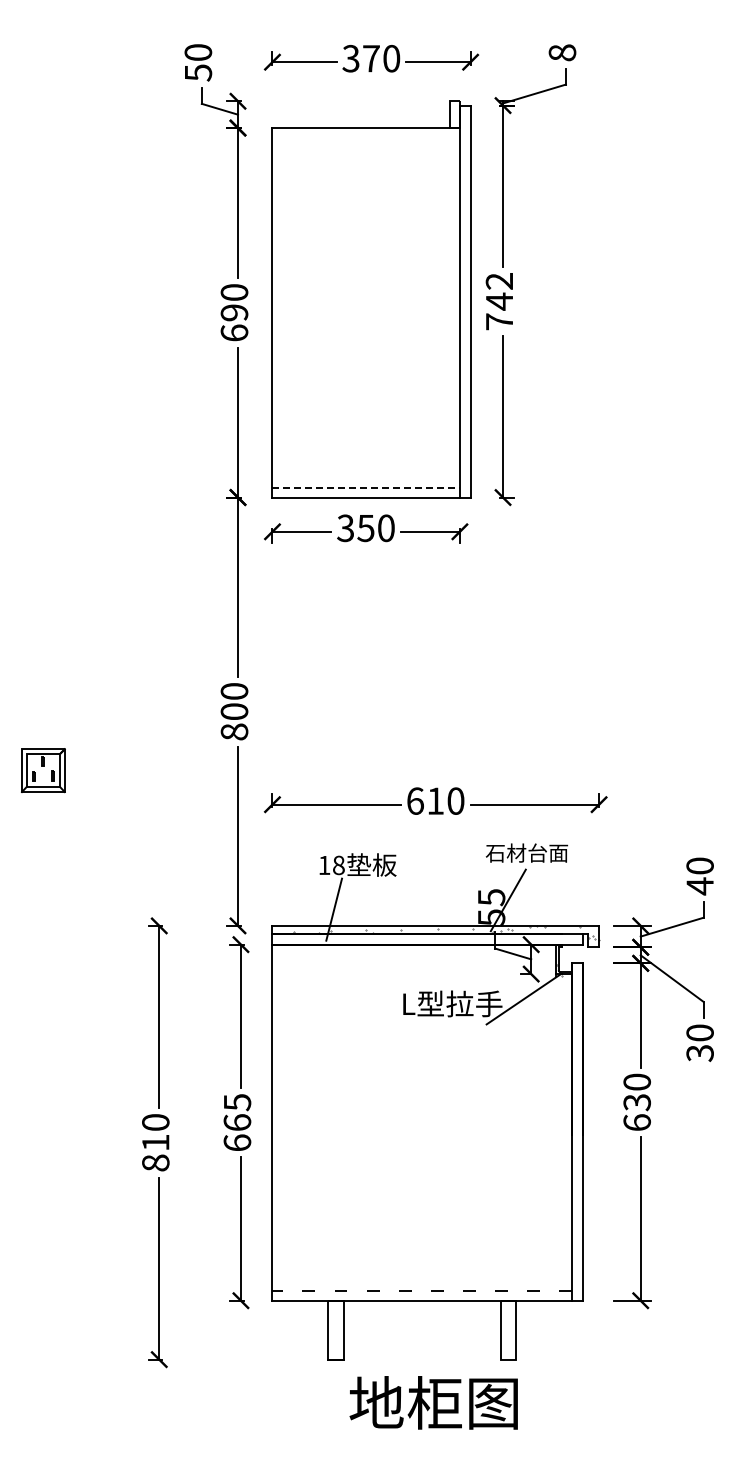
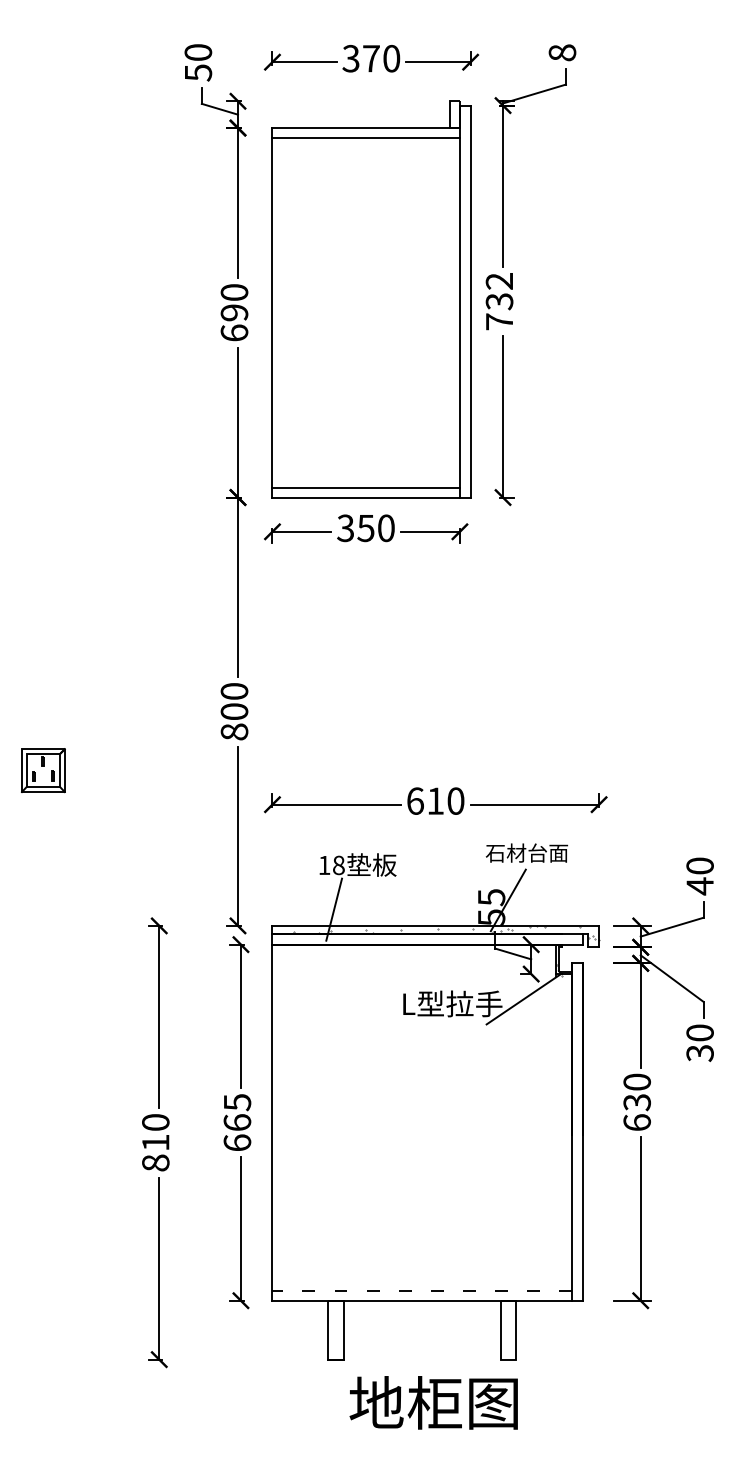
line: none -> present (365, 137)
text: 742 -> 732 (499, 301)
line: dashed -> solid (366, 487)
